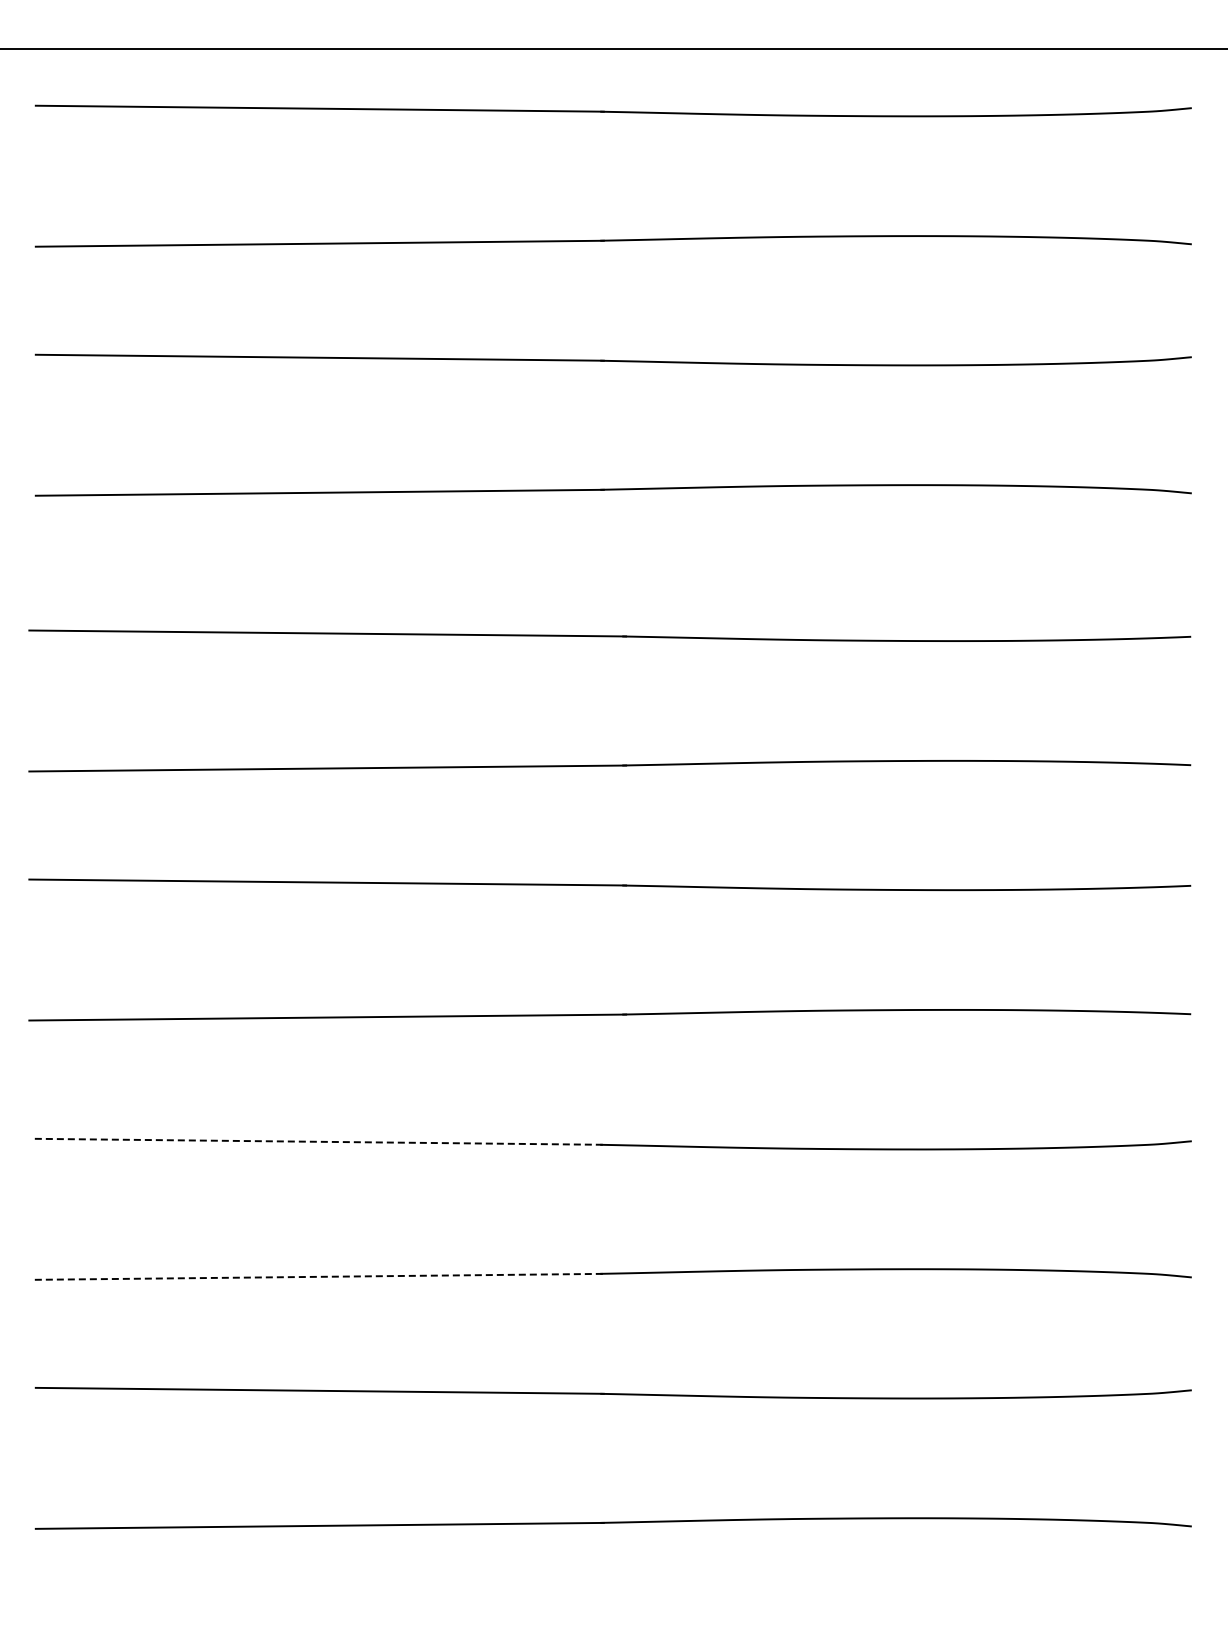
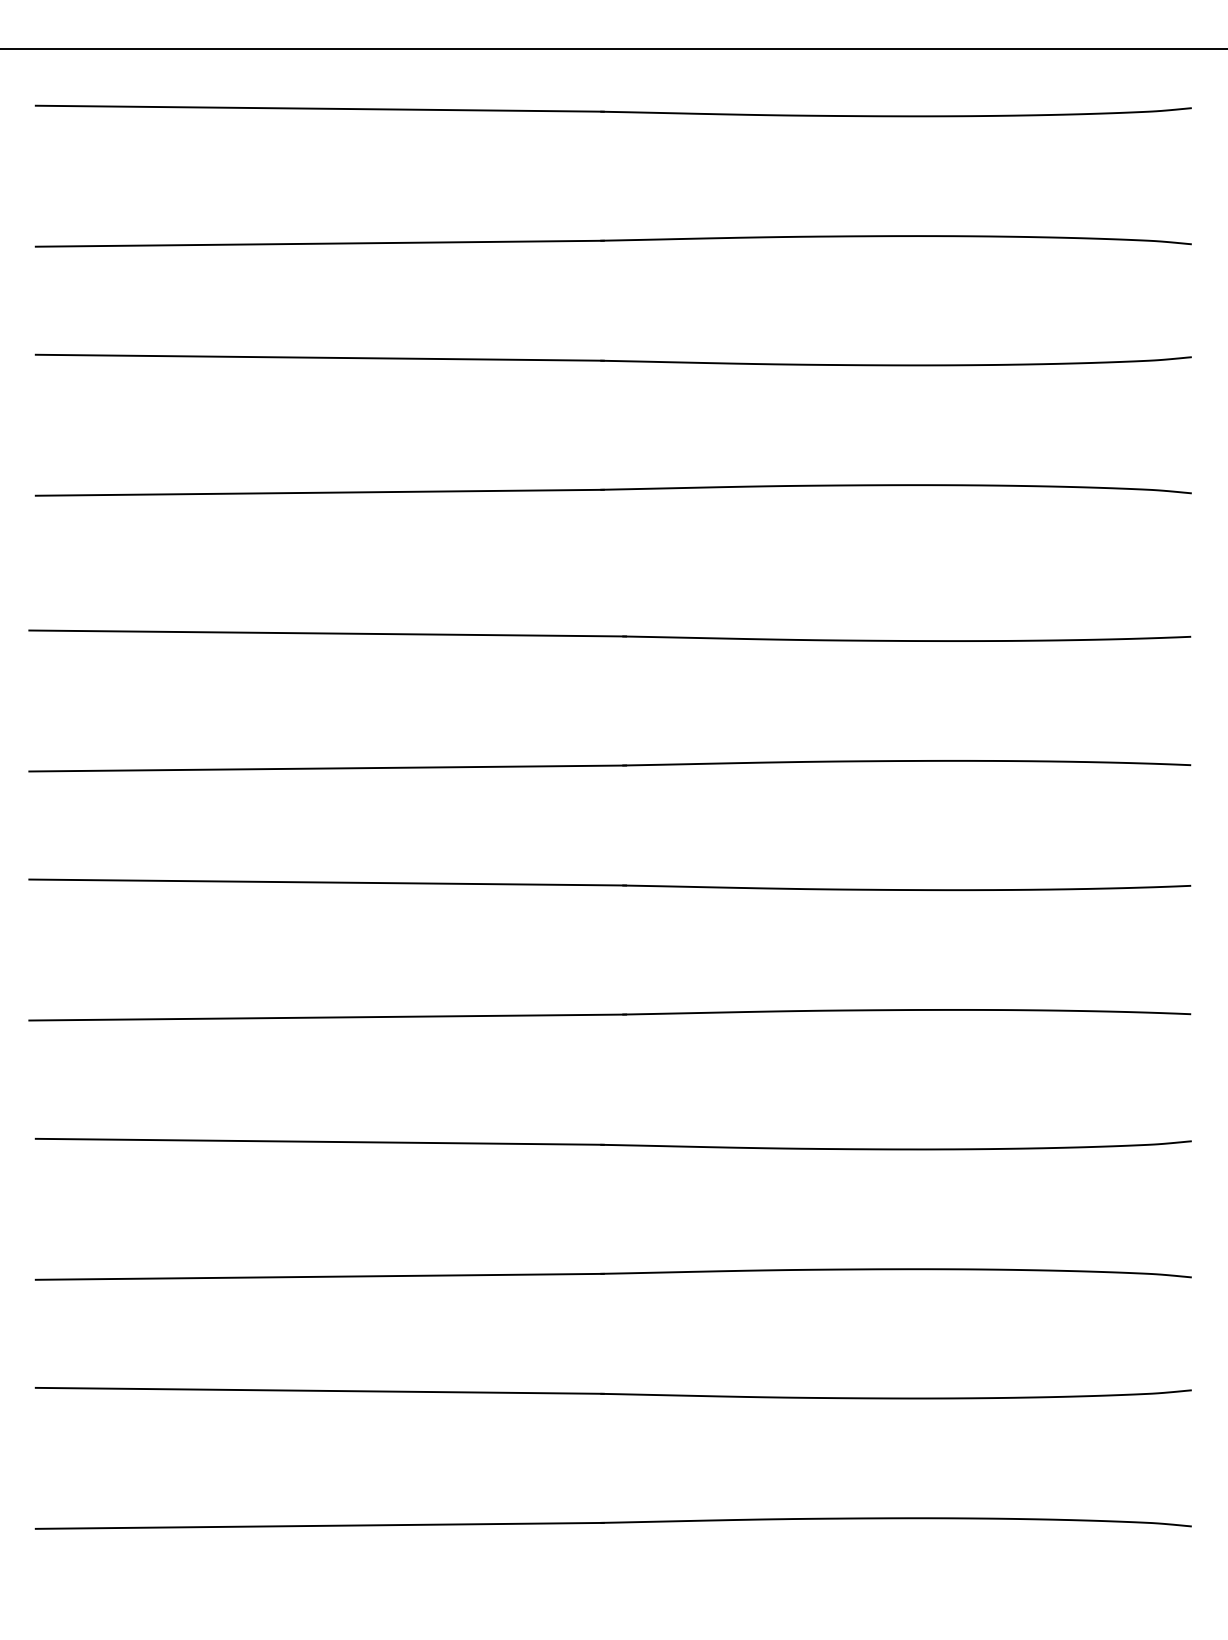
line: dashed -> solid (319, 1141)
line: dashed -> solid (319, 1276)
